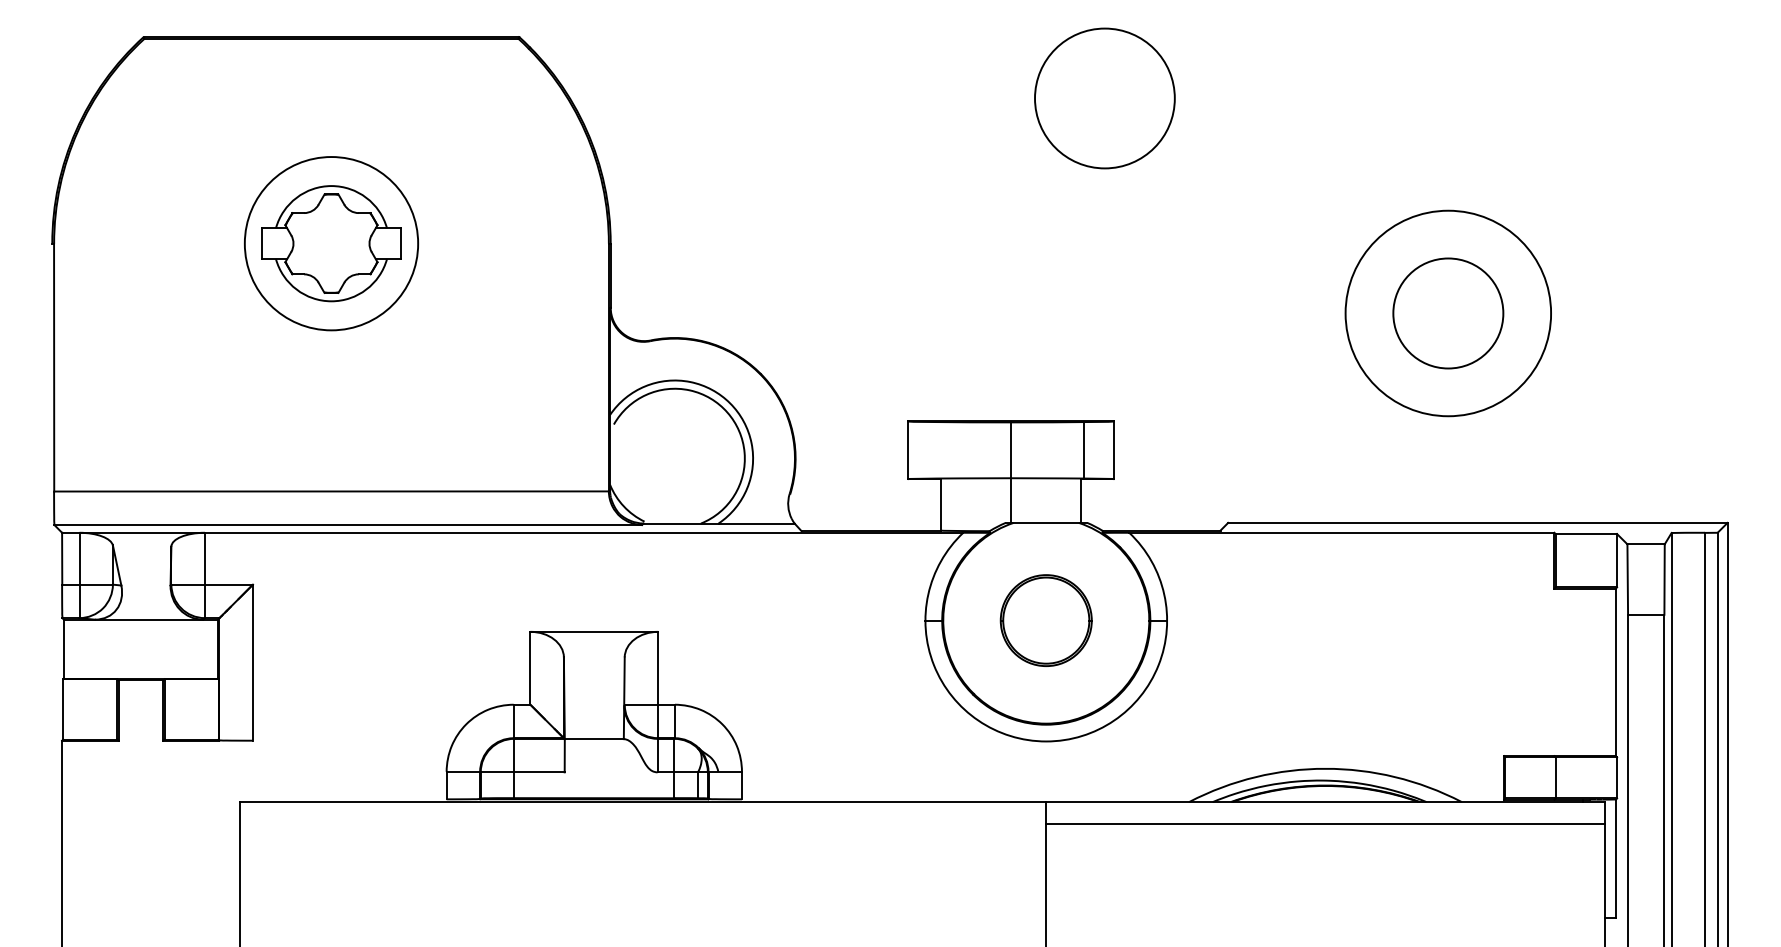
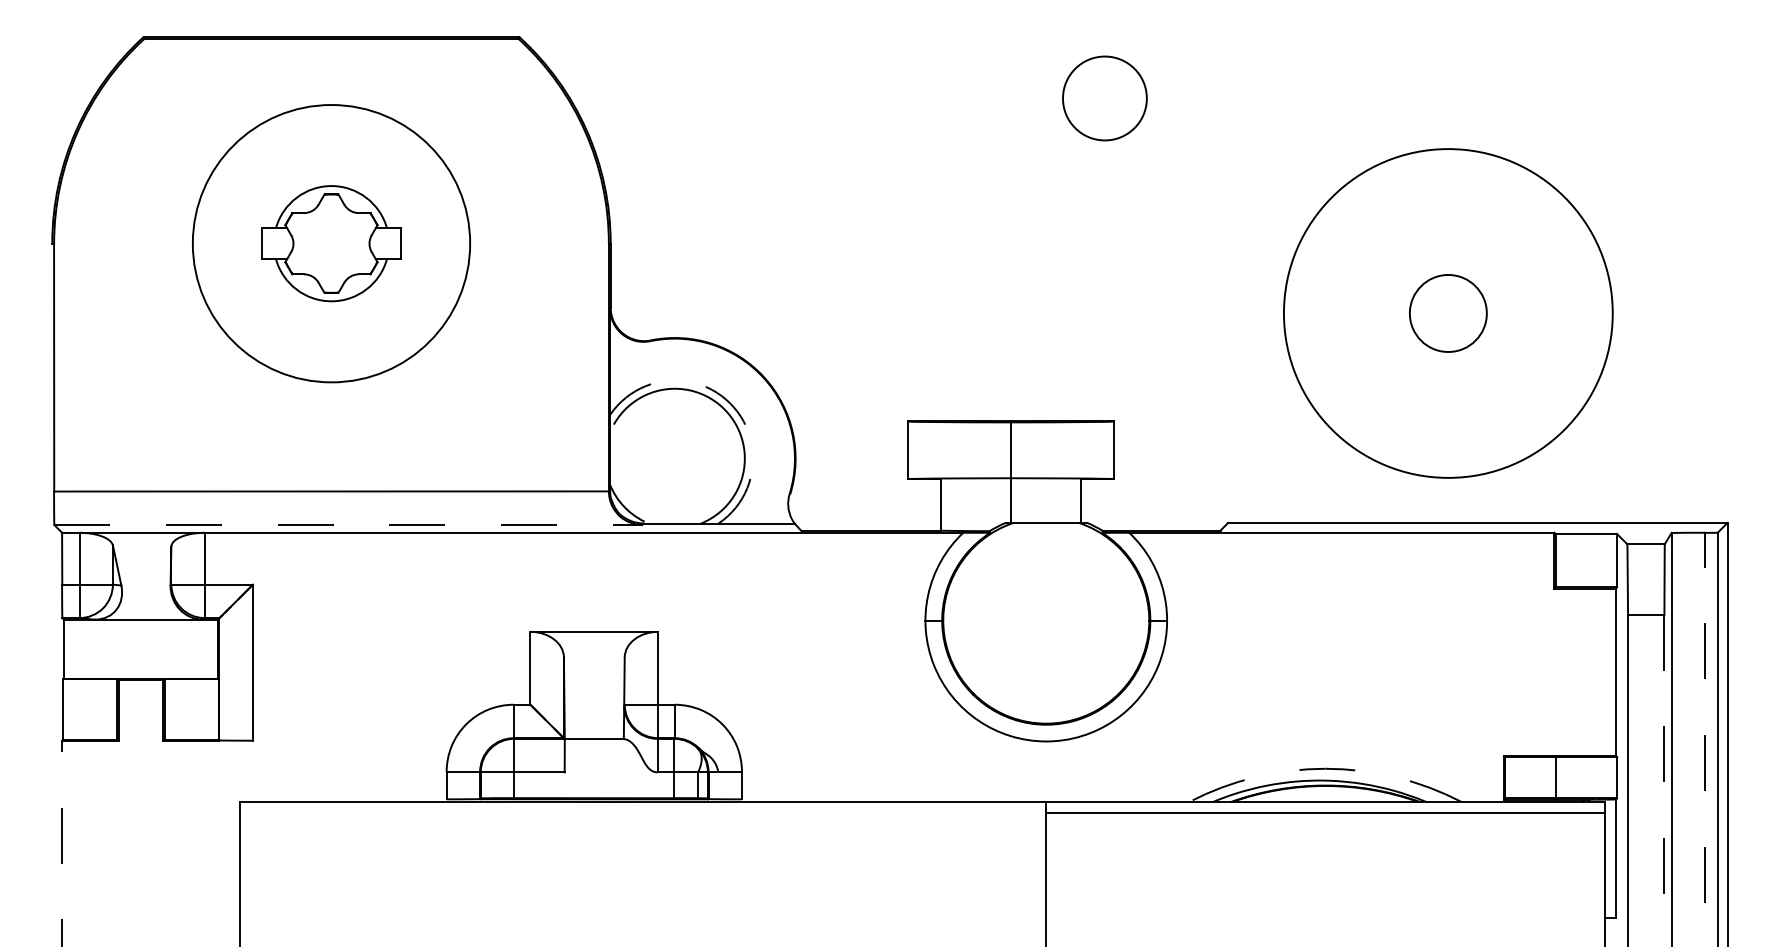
circle diameter: 140 px -> 84 px (1104, 98)
circle diameter: 173 px -> 277 px (331, 243)
circle diameter: 110 px -> 77 px (1447, 313)
circle diameter: 206 px -> 329 px (1447, 313)
arc: solid -> dashed (730, 403)
line: present -> none (1084, 450)
line: solid -> dashed (348, 525)
part: present -> none (1045, 620)
line: solid -> dashed (1705, 739)
arc: solid -> dashed (1325, 768)
line: solid -> dashed (1664, 780)
line position: (1325, 824) -> (1325, 813) (1325, 813)
line: solid -> dashed (62, 843)
